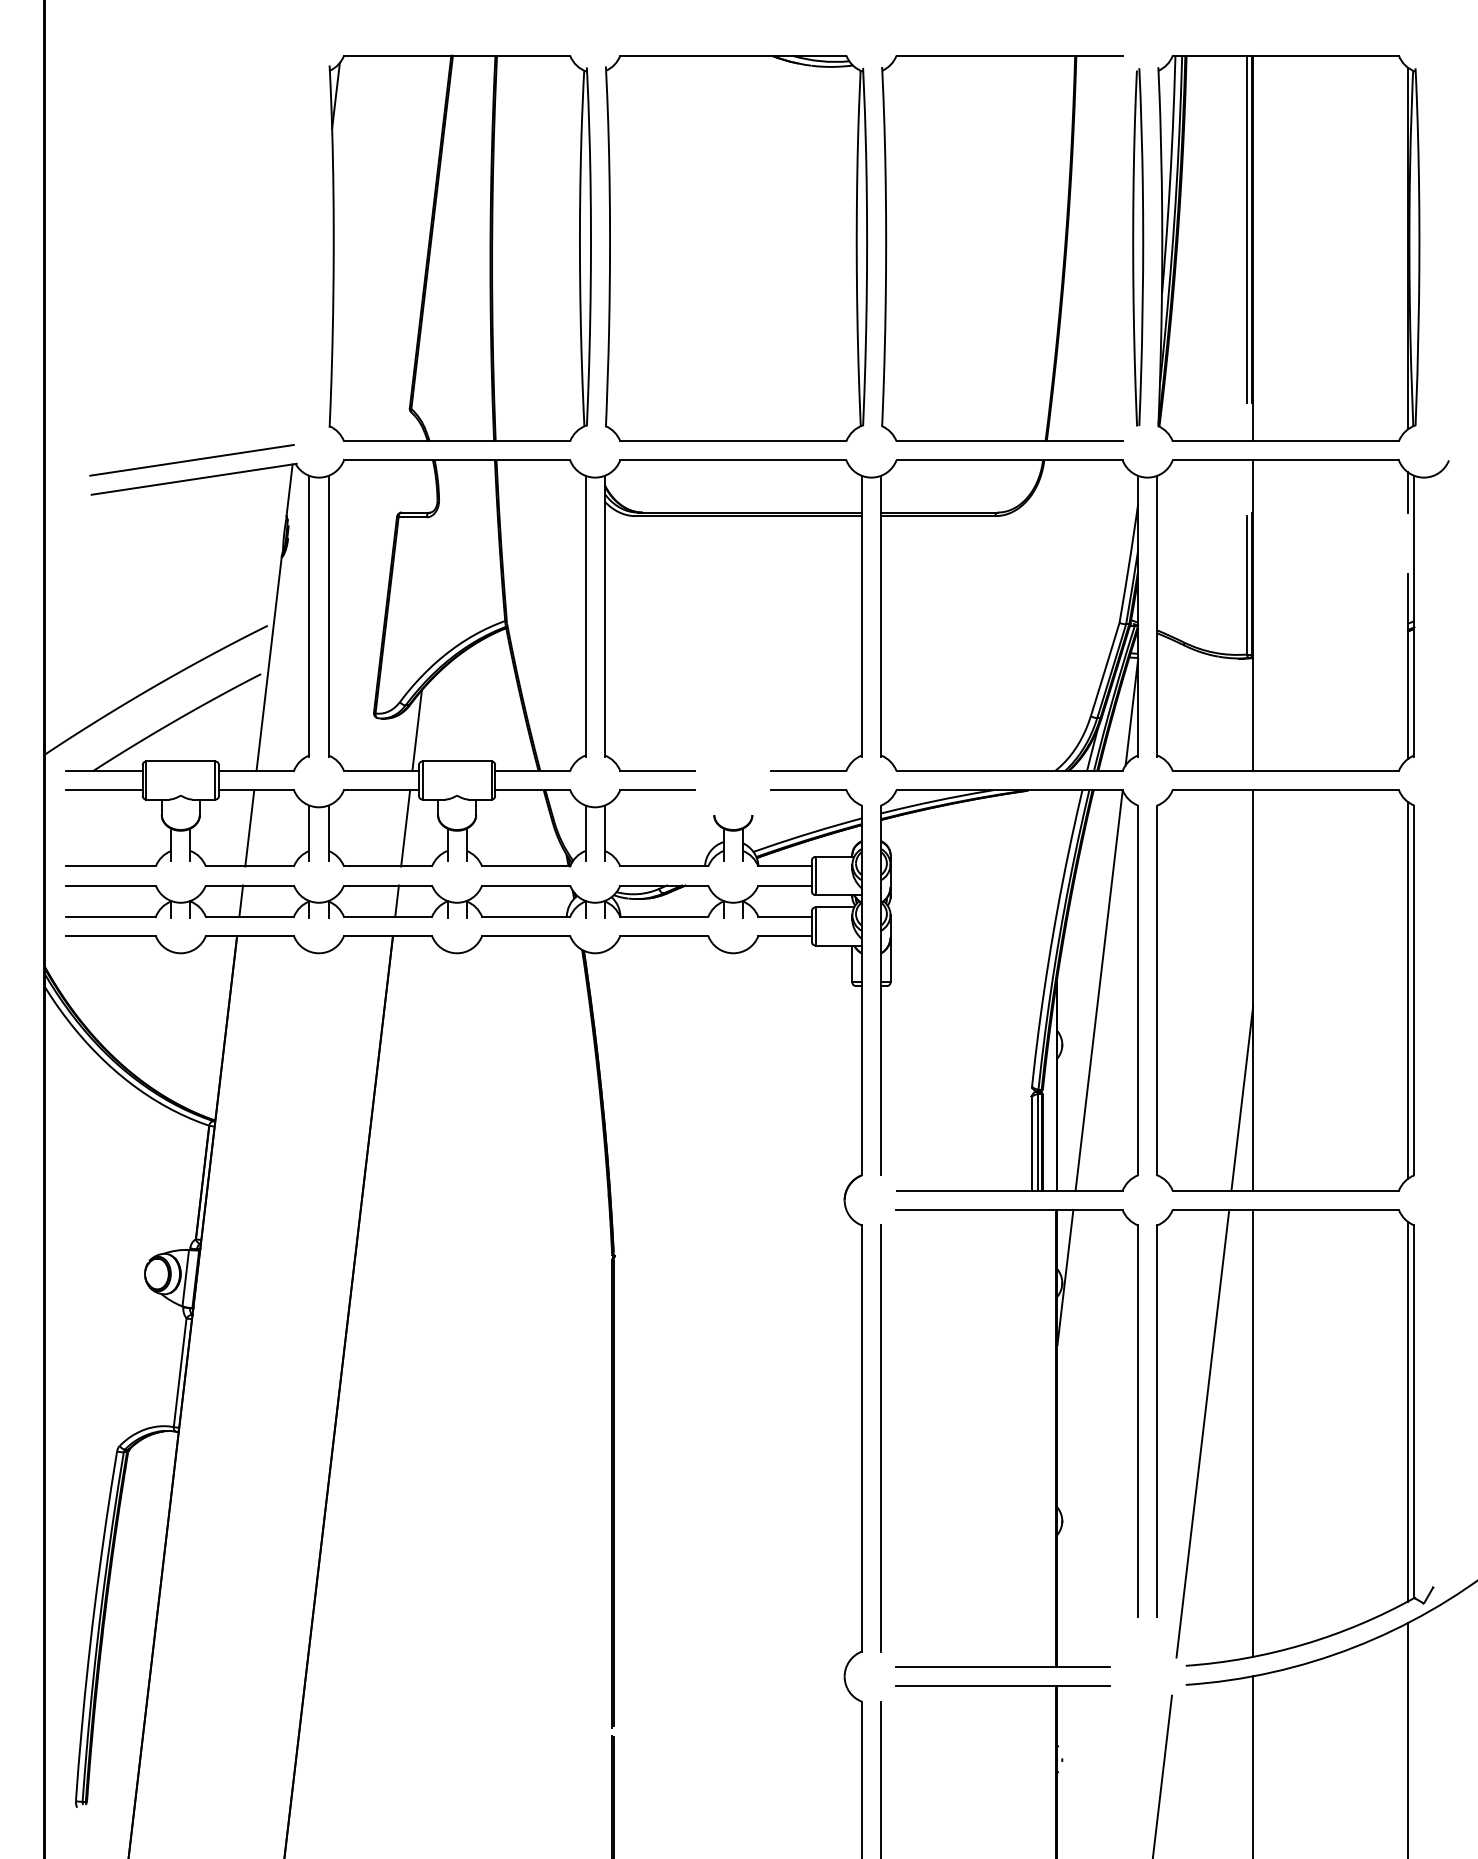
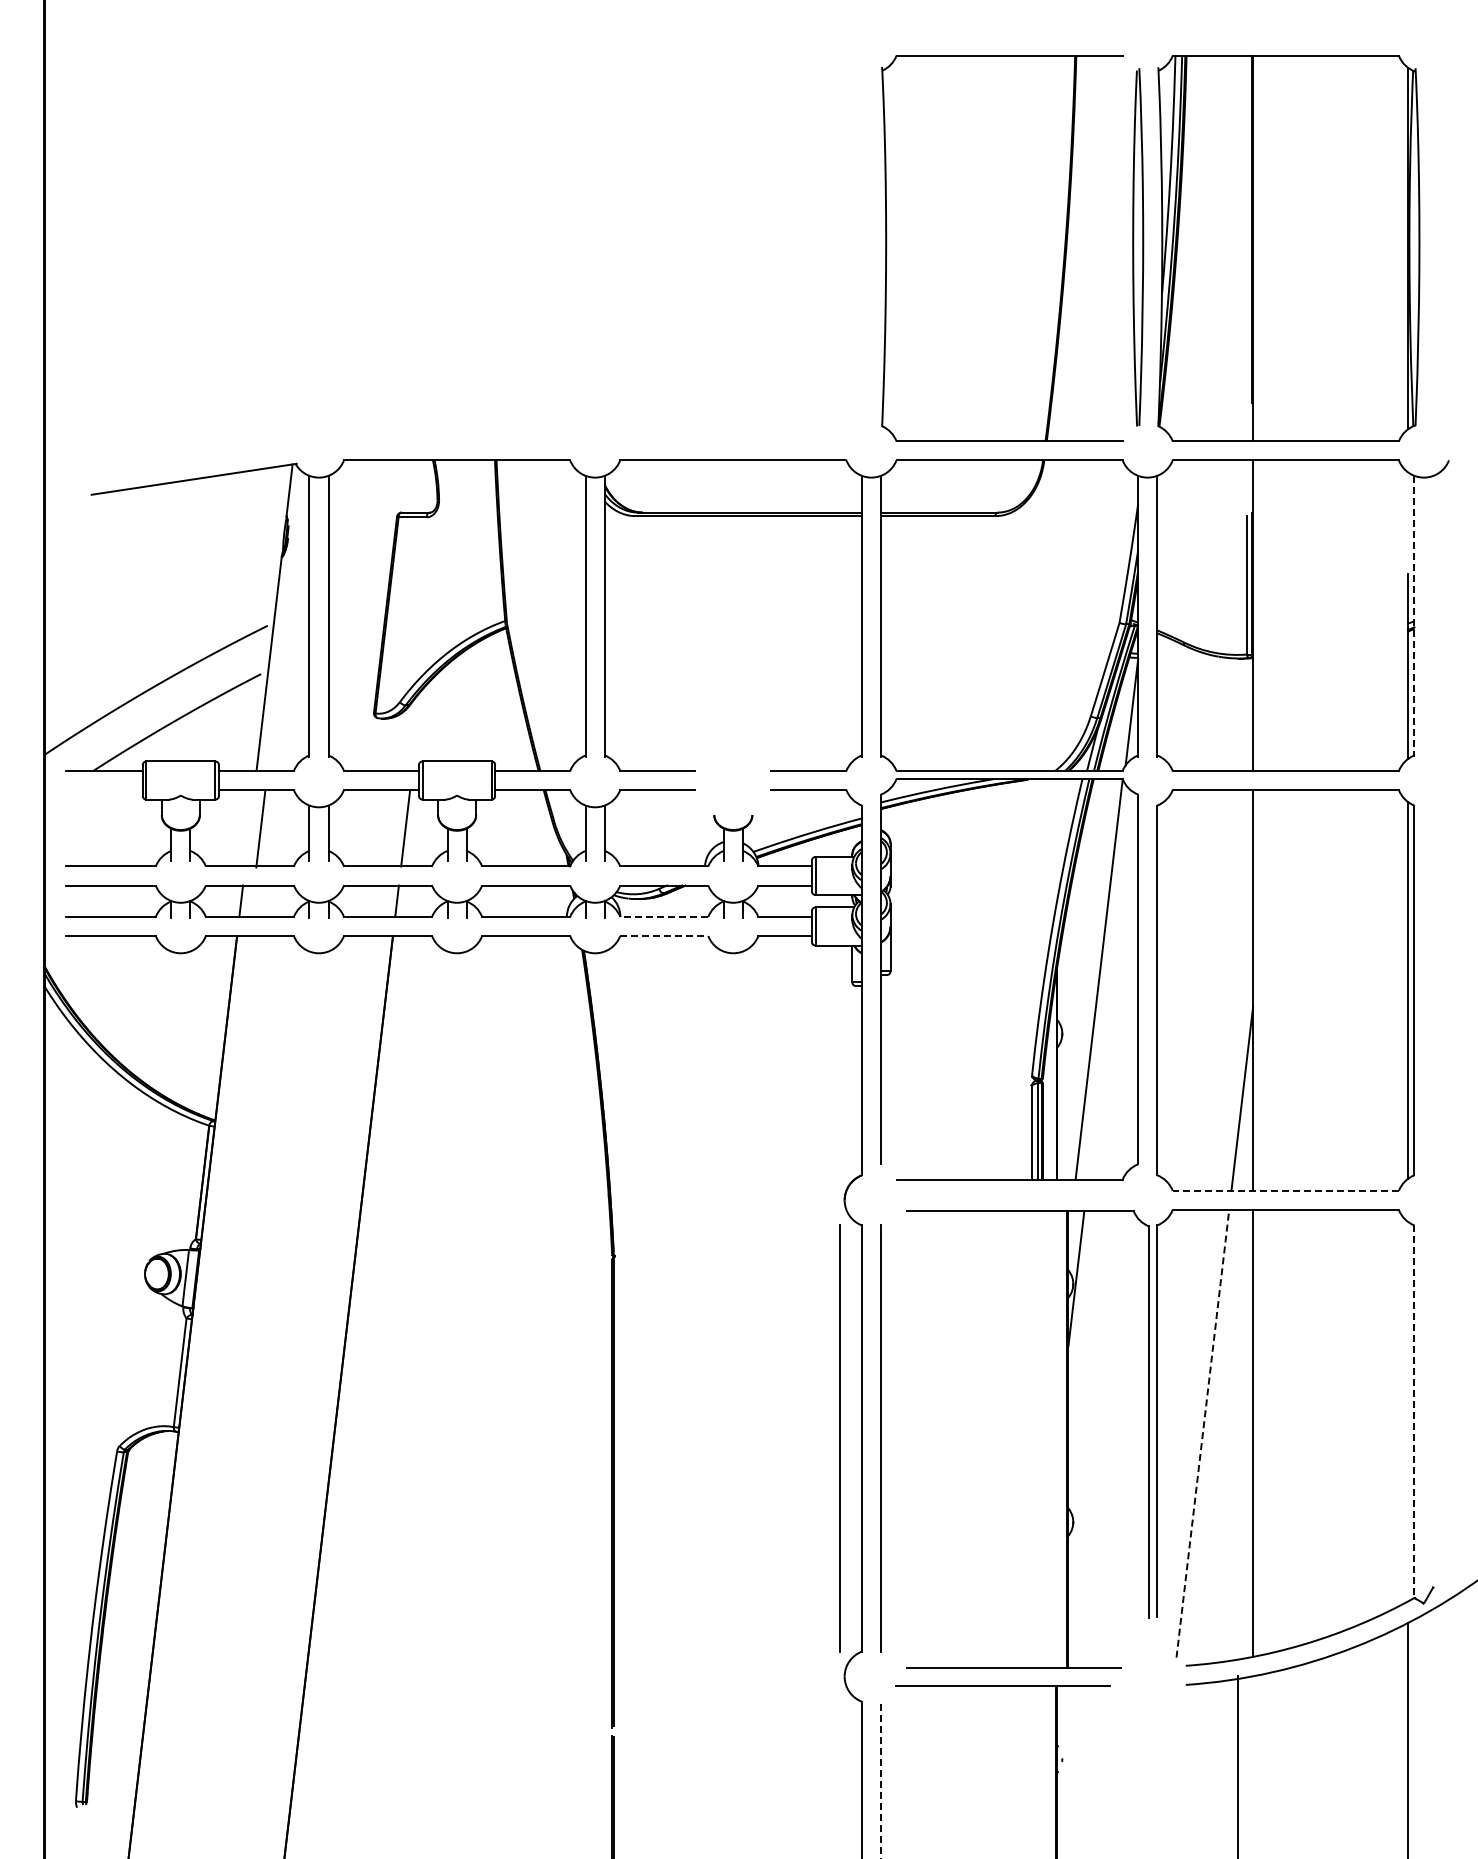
line: present -> none (1247, 228)
part: present -> none (459, 247)
part: present -> none (736, 248)
line: present -> none (191, 459)
line: present -> none (1407, 492)
line: solid -> dashed (1414, 616)
line: present -> none (416, 730)
line: present -> none (103, 790)
line position: (249, 828) -> (260, 829) (260, 829)
line: solid -> dashed (663, 916)
line: solid -> dashed (664, 936)
part position: (1042, 993) -> (1042, 982) (1042, 982)
line: solid -> dashed (1285, 1190)
line: present -> none (1407, 1411)
line: solid -> dashed (1414, 1412)
line: solid -> dashed (1202, 1433)
line: none -> present (839, 1438)
part position: (1055, 1438) -> (1066, 1439) (1066, 1439)
line position: (1253, 1765) -> (1238, 1765) (1238, 1765)
line: present -> none (1162, 1775)
line: solid -> dashed (880, 1779)
